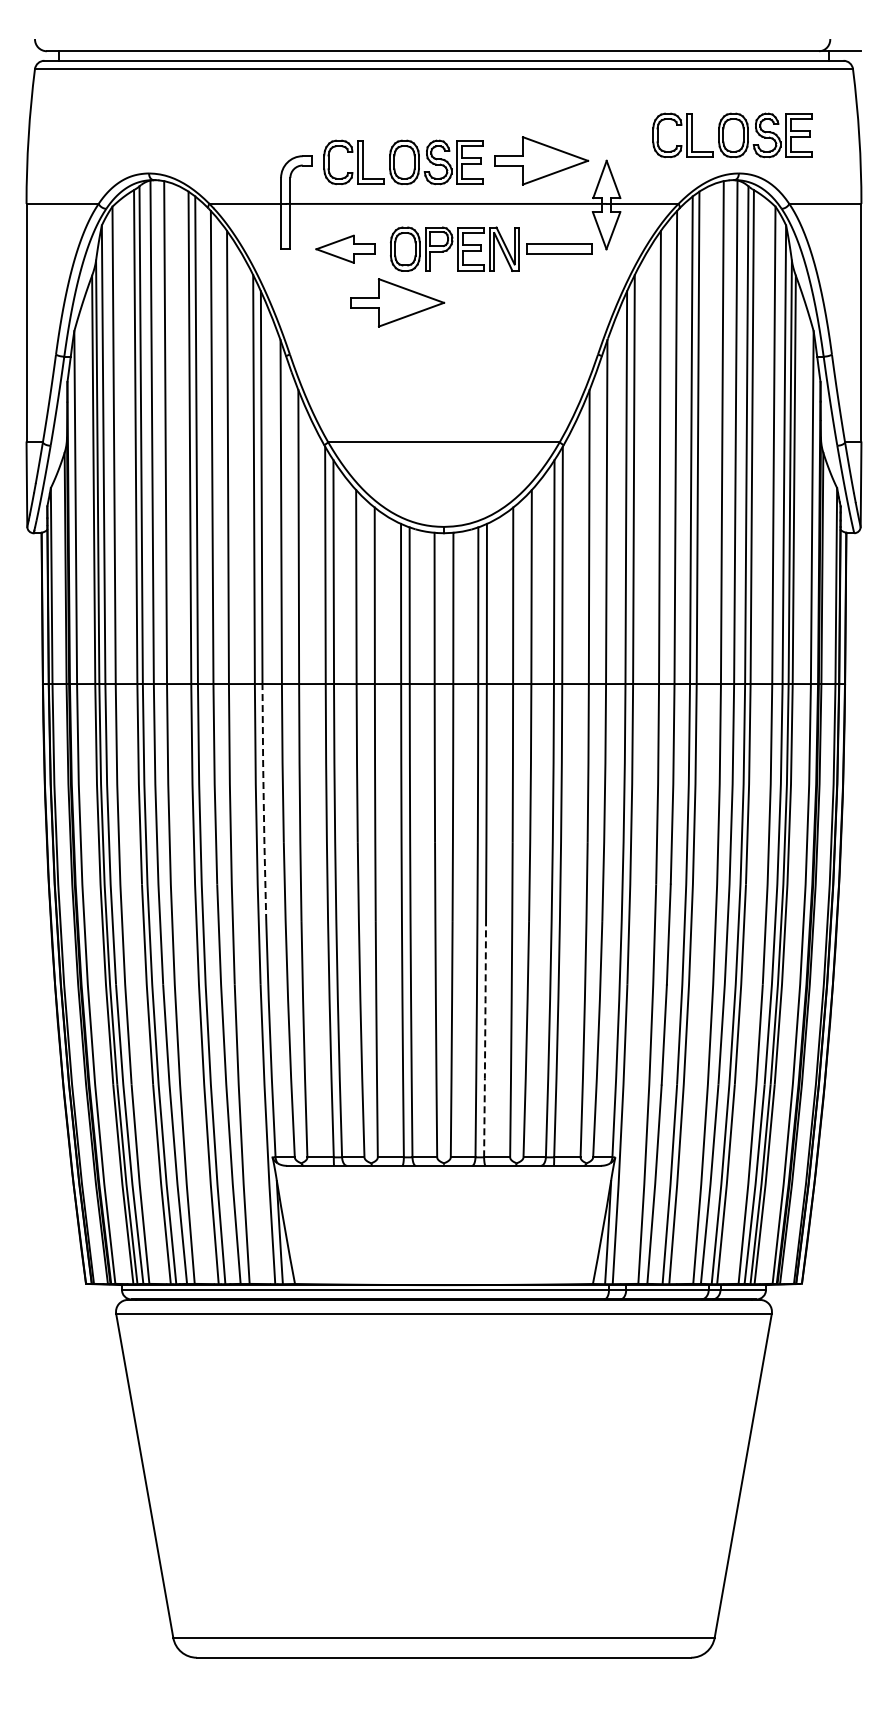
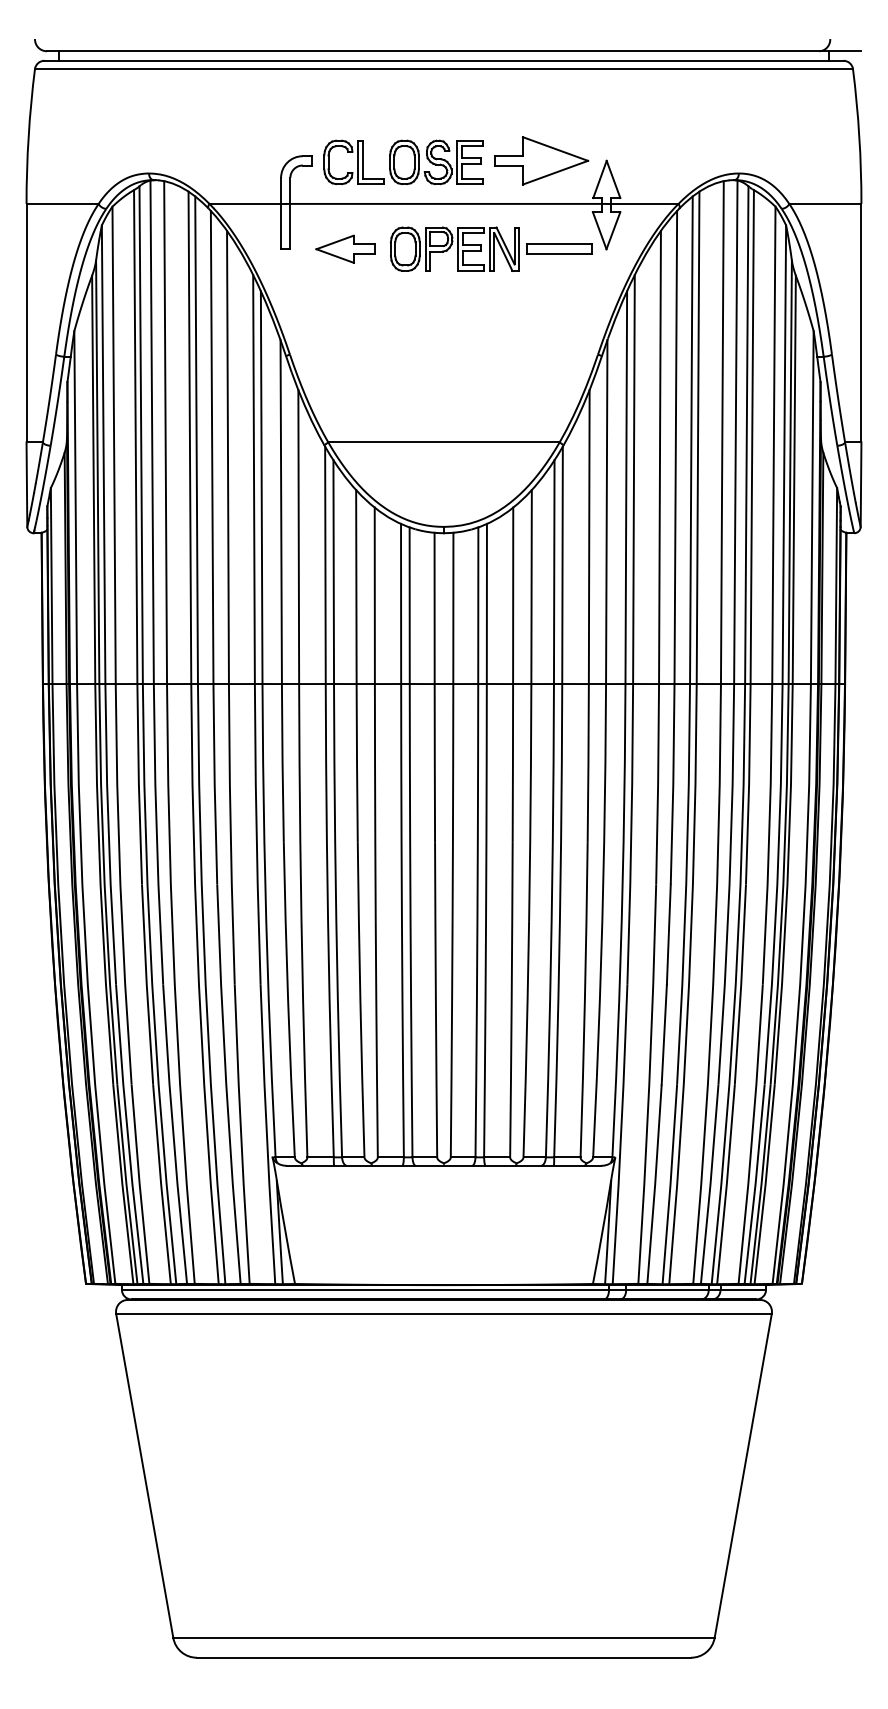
part: present -> none (732, 135)
part: present -> none (397, 302)
line: dashed -> solid (263, 801)
line: dashed -> solid (485, 1038)
